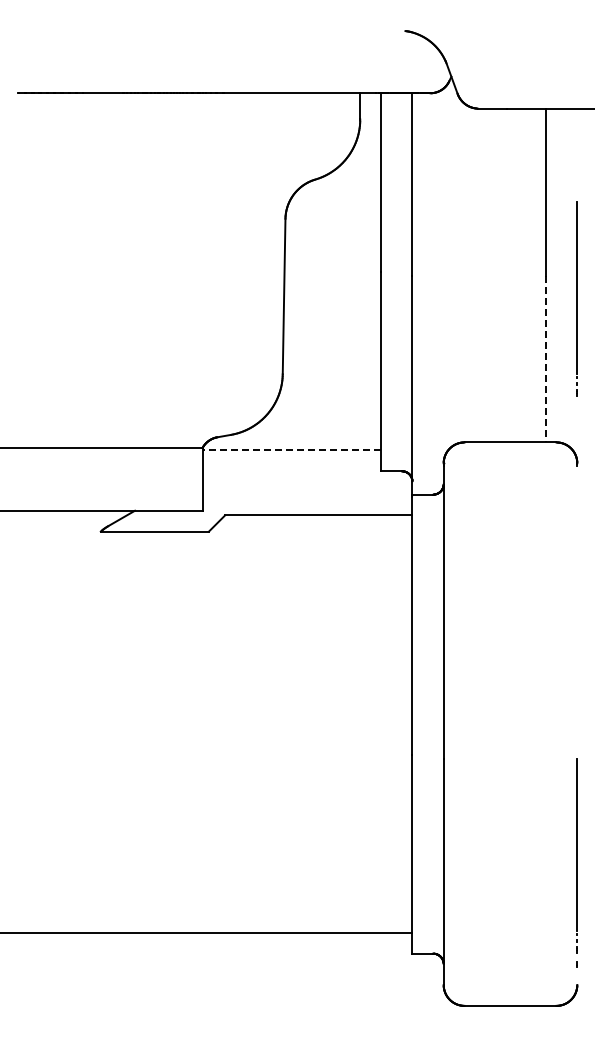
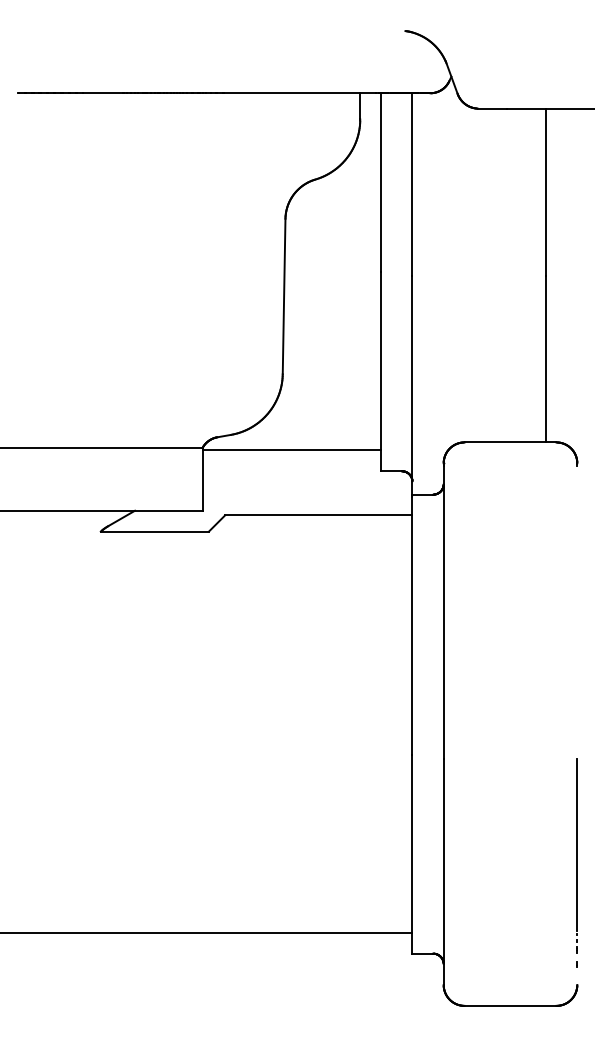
line: present -> none (576, 298)
line: dashed -> solid (546, 359)
line: dashed -> solid (291, 450)
